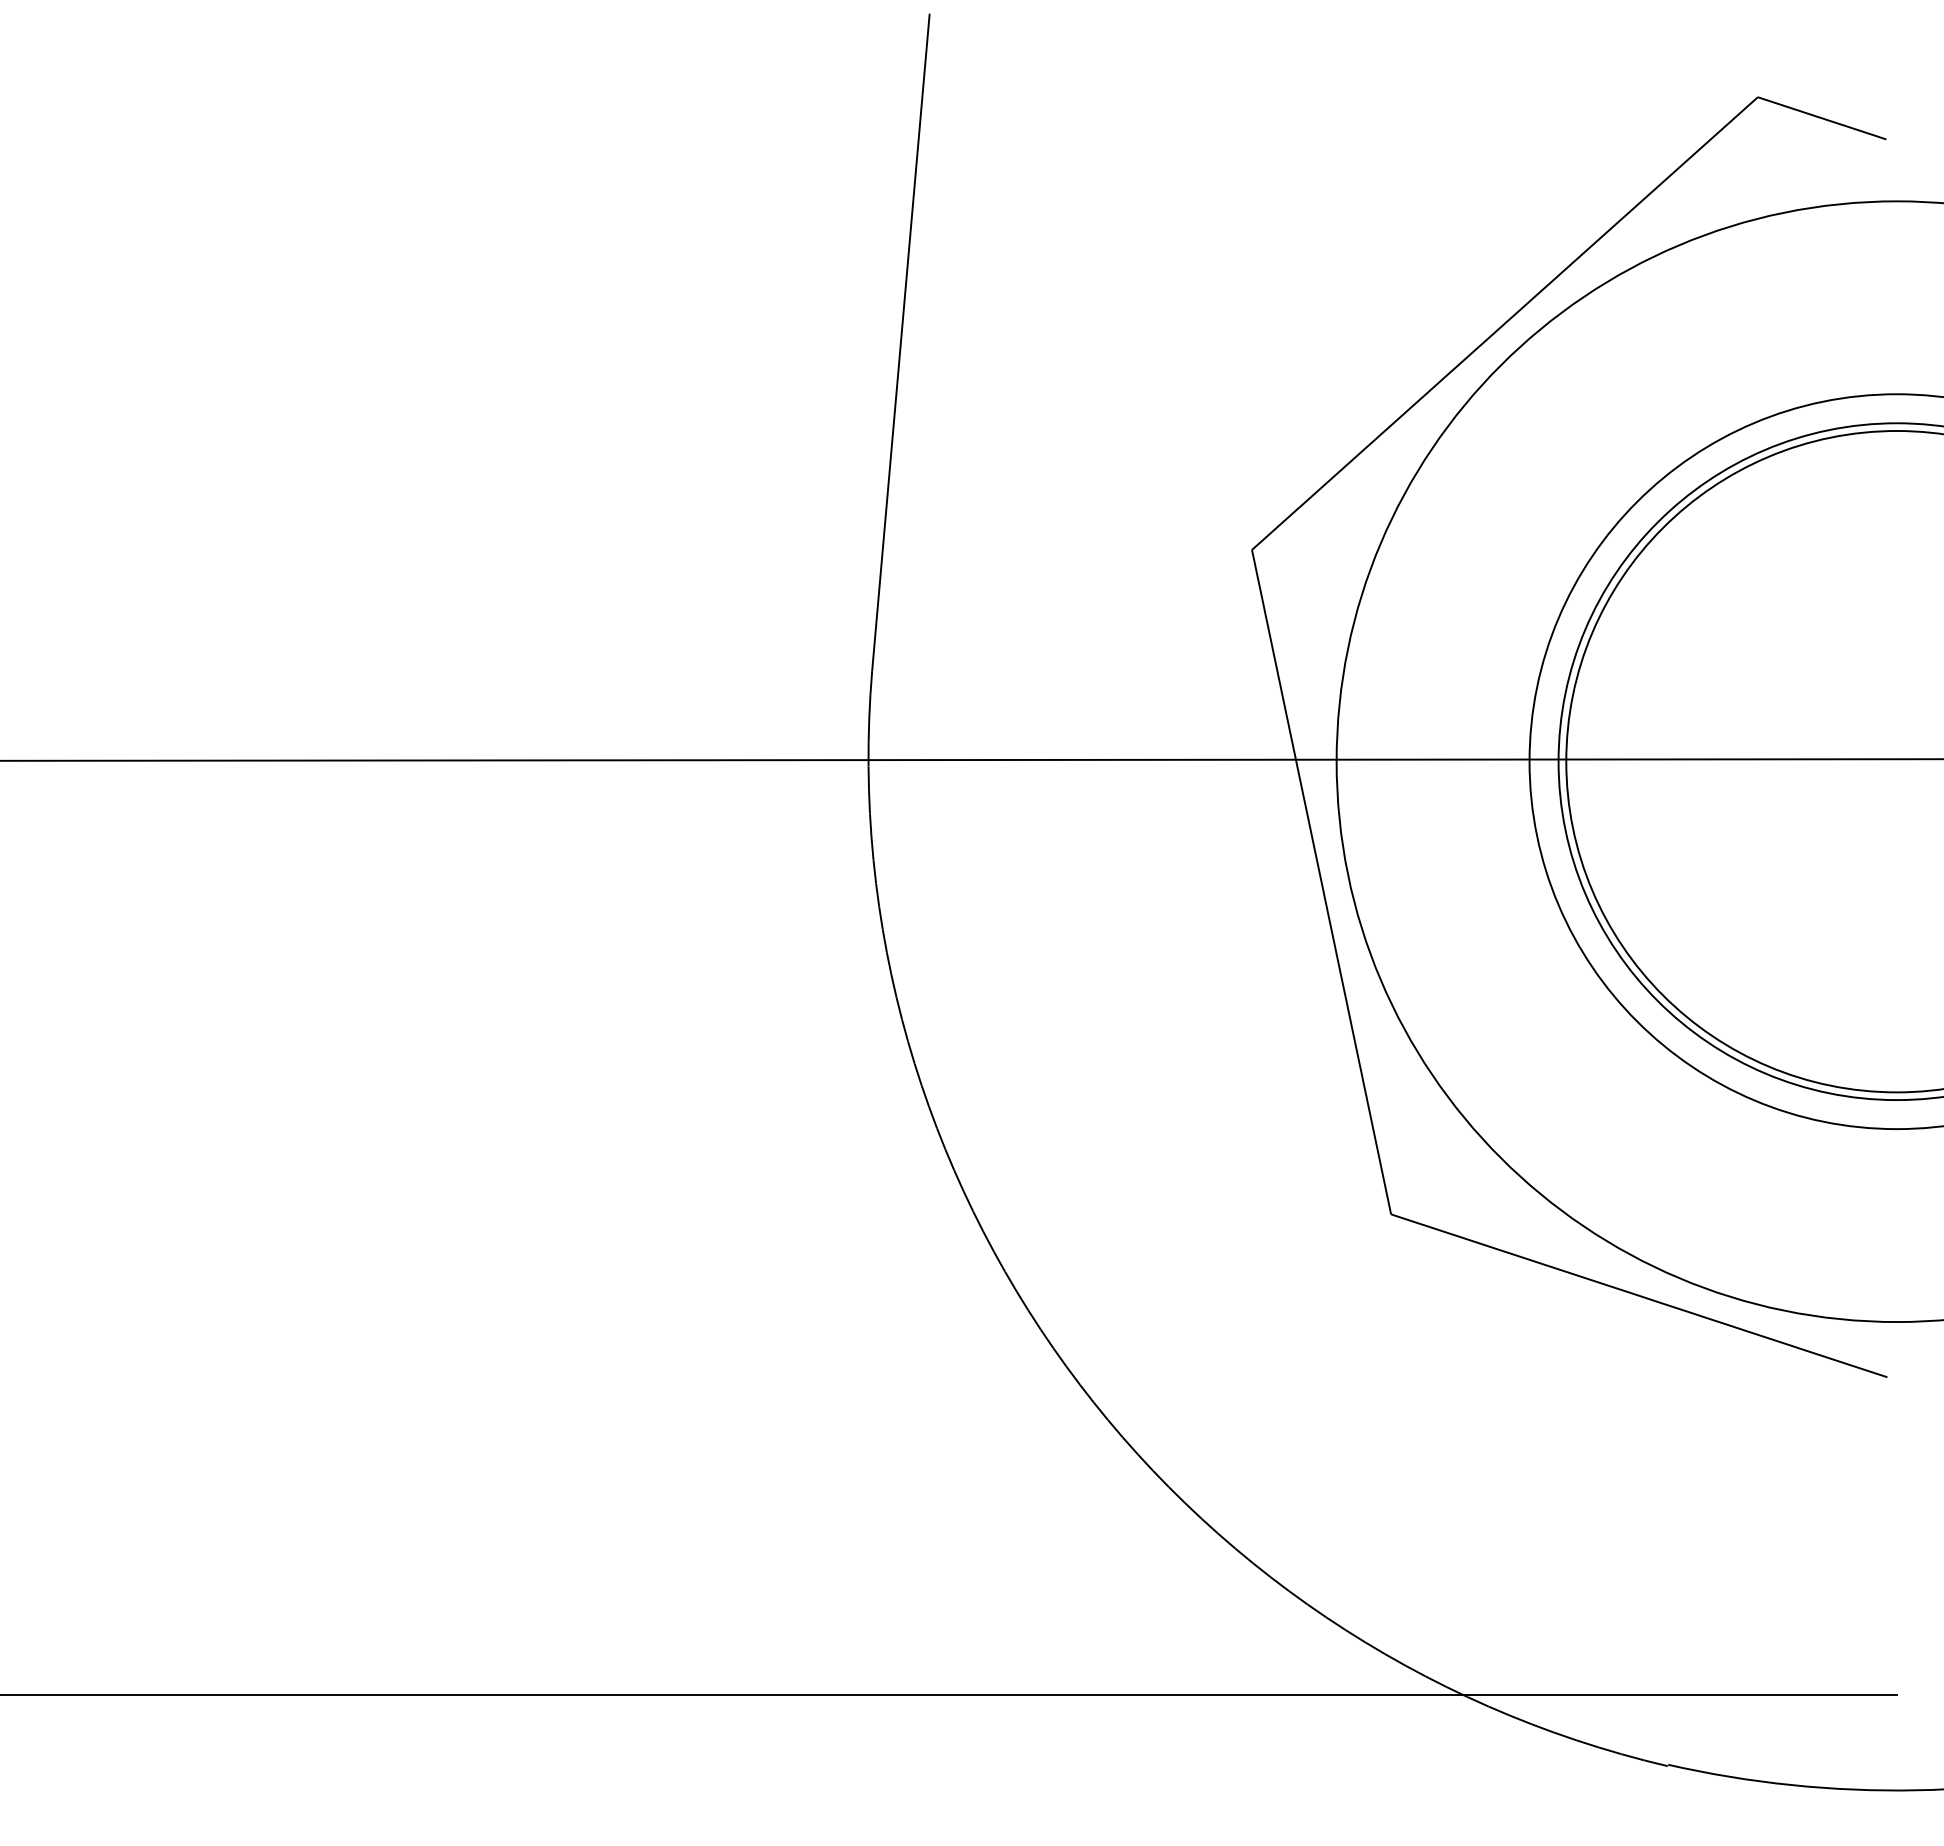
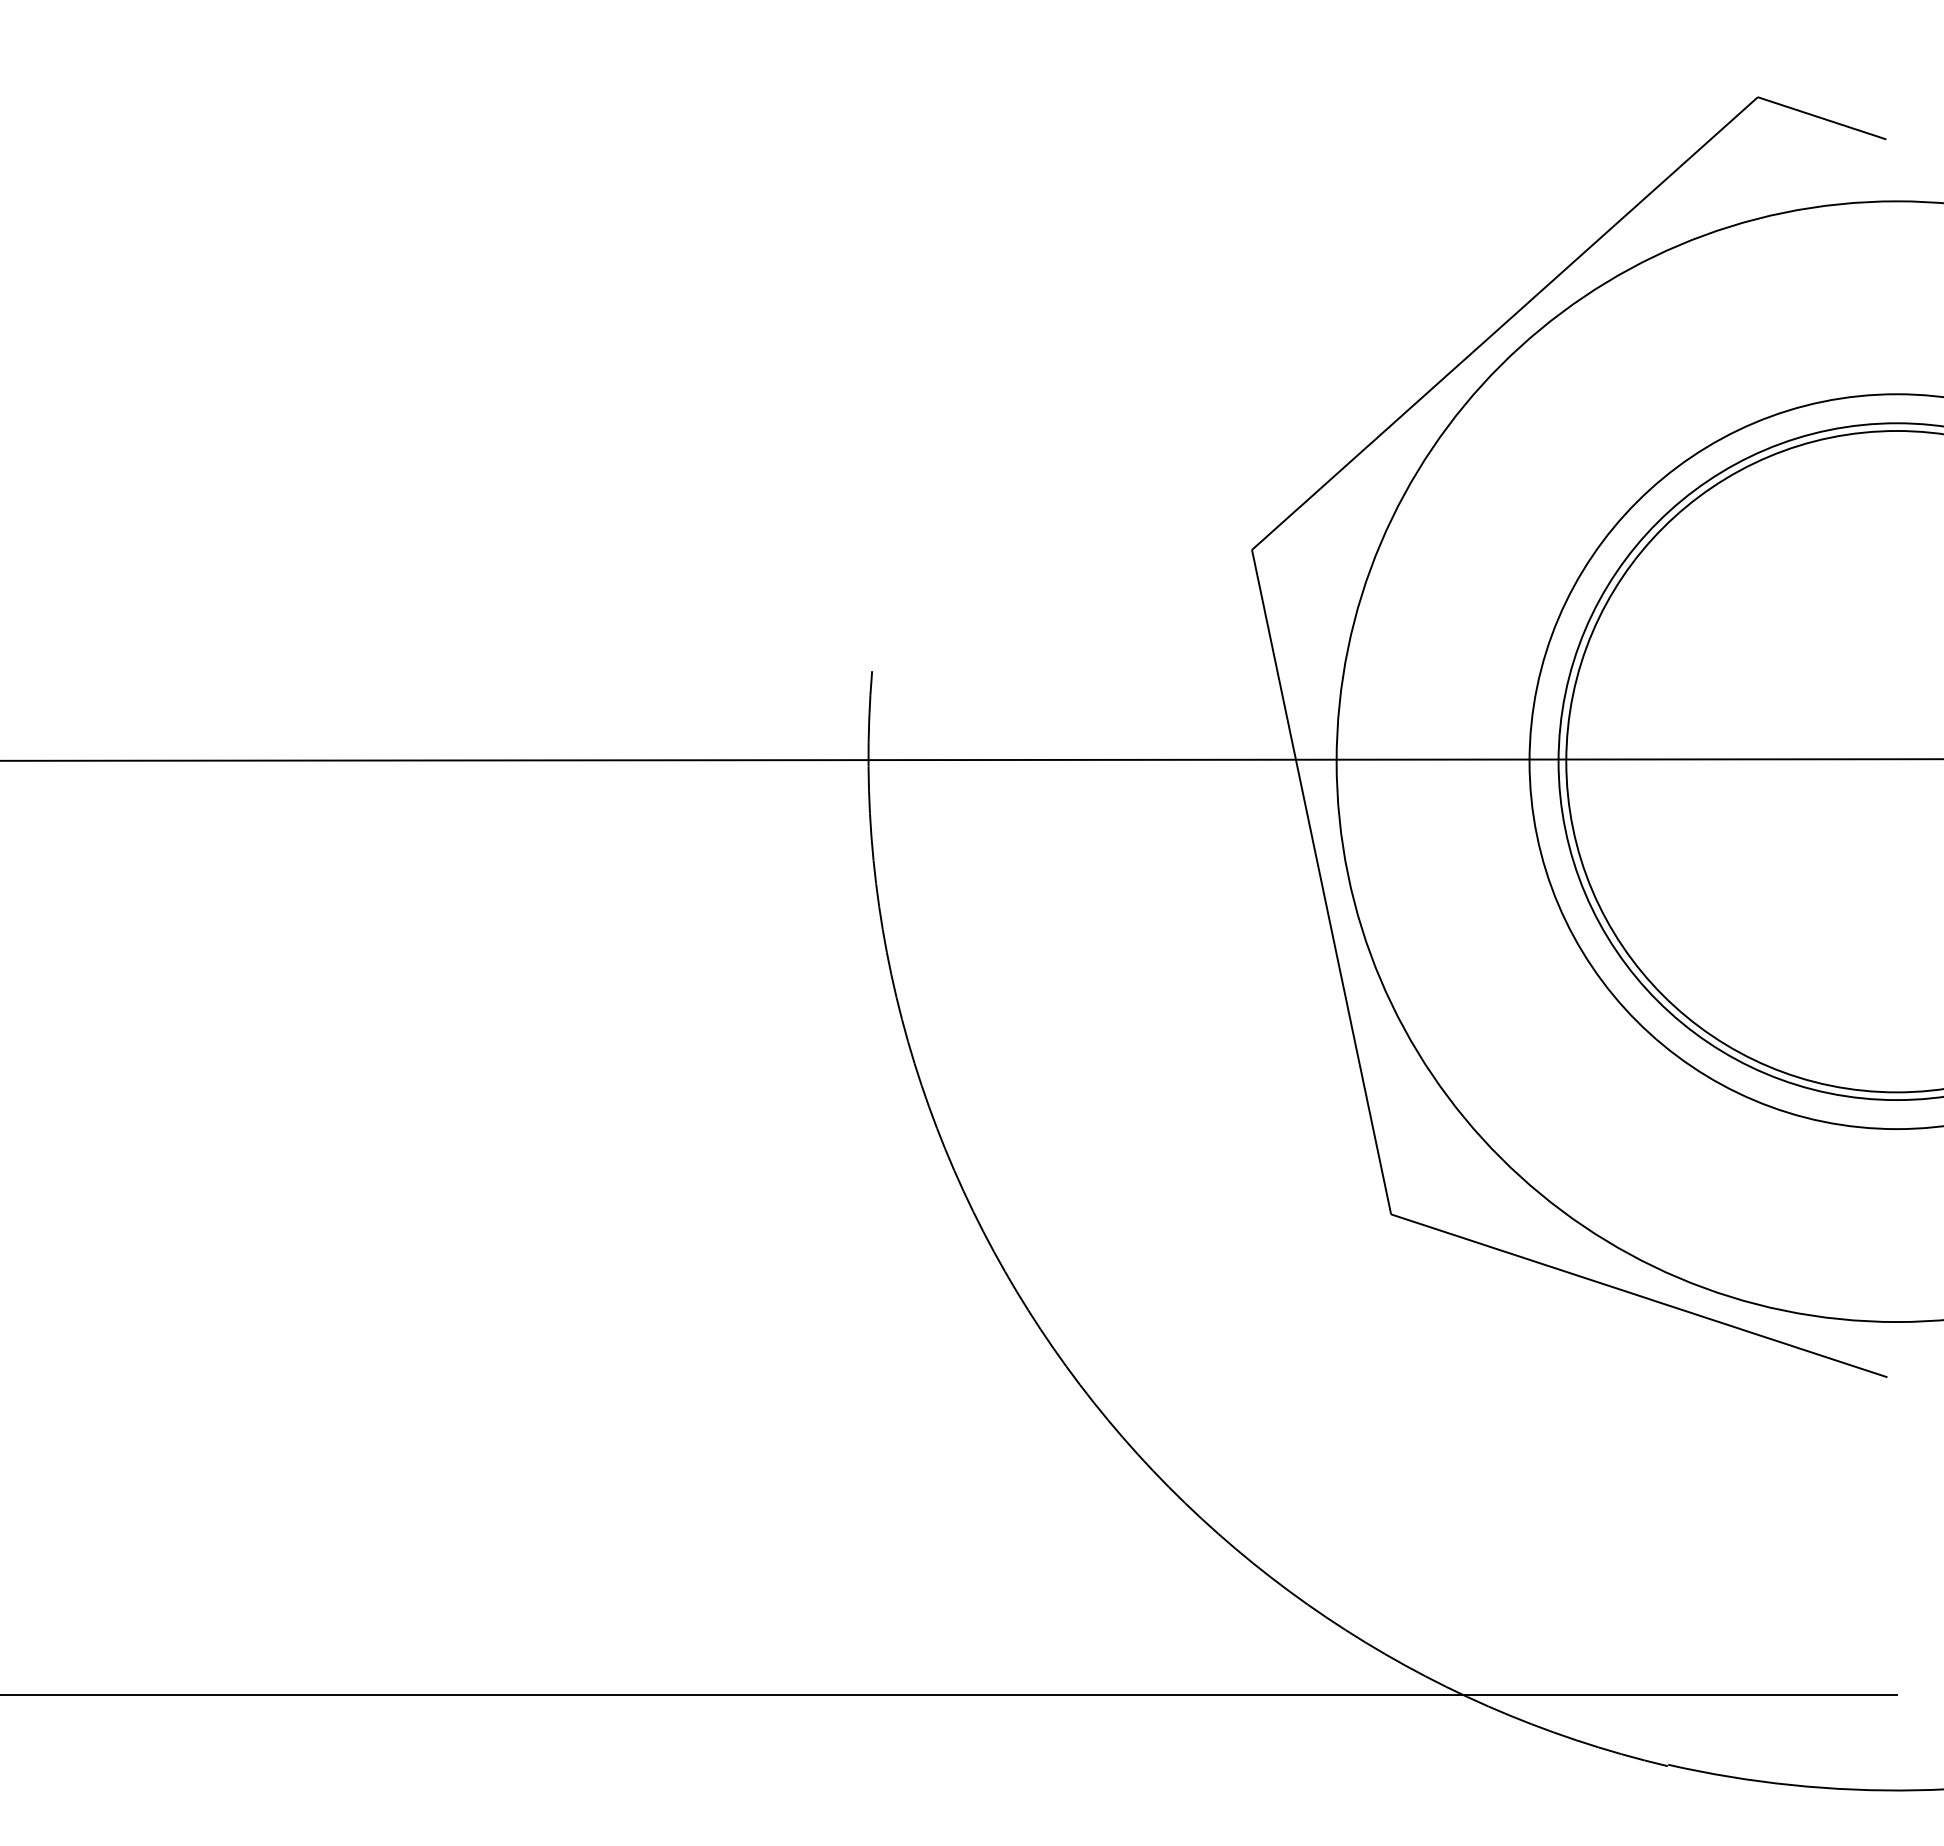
line: present -> none (900, 342)
